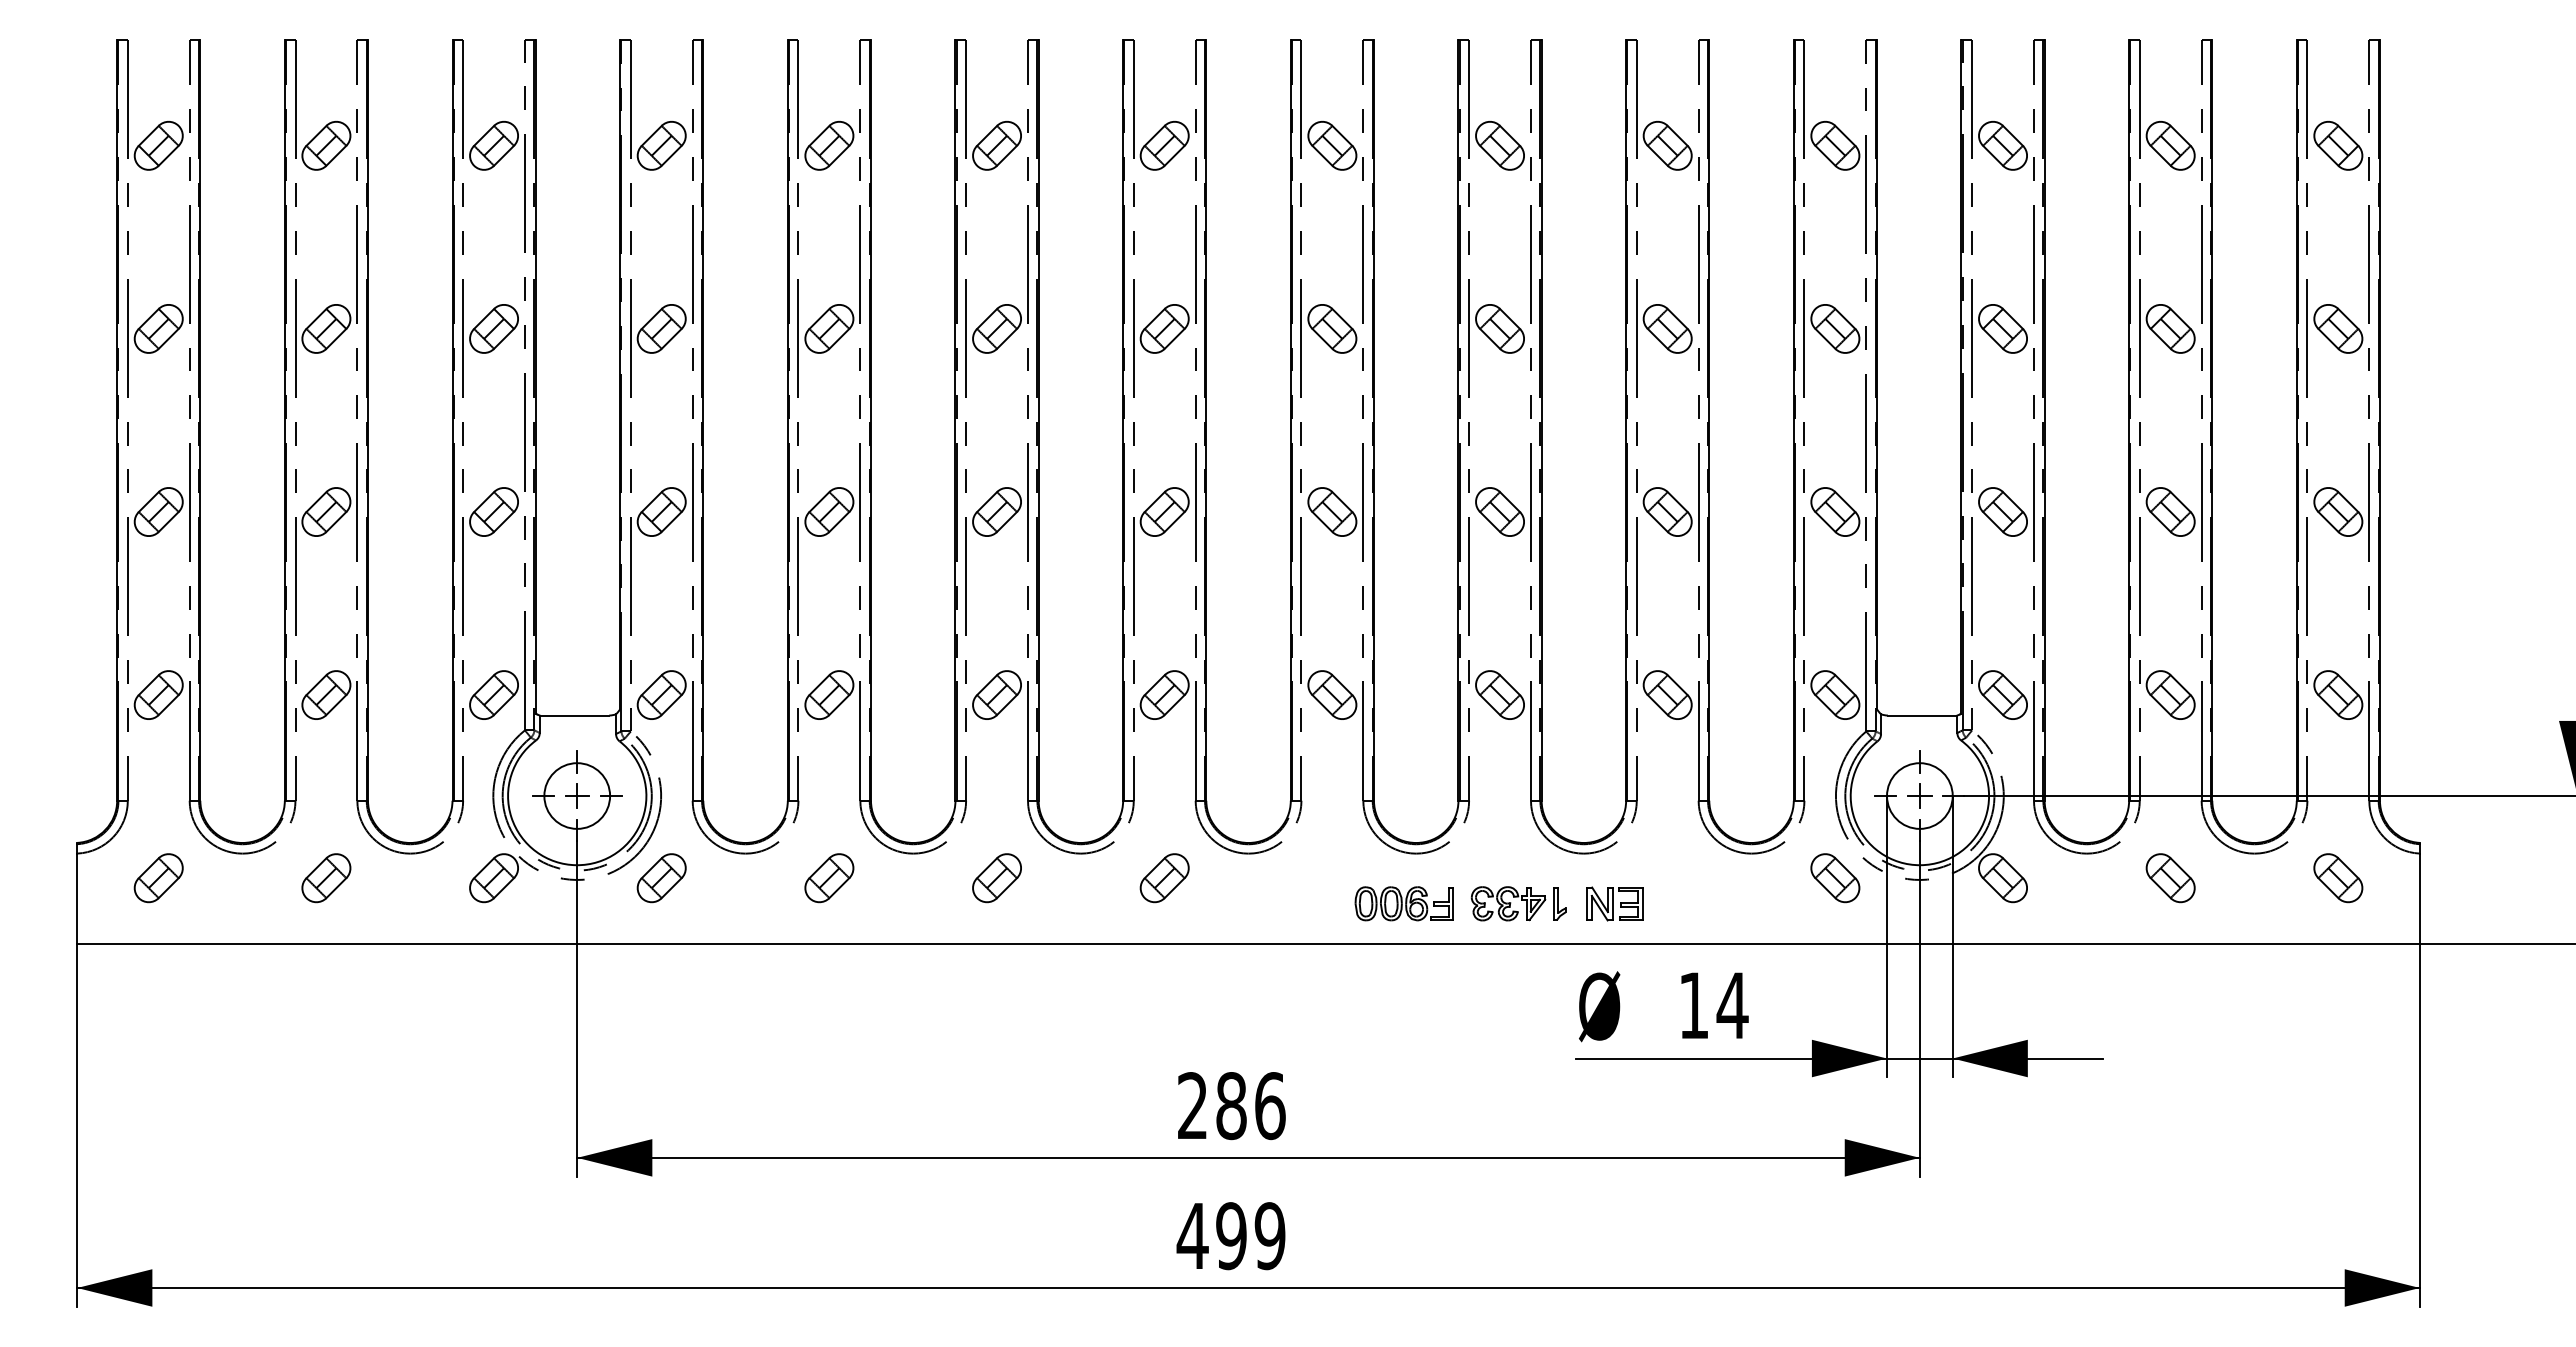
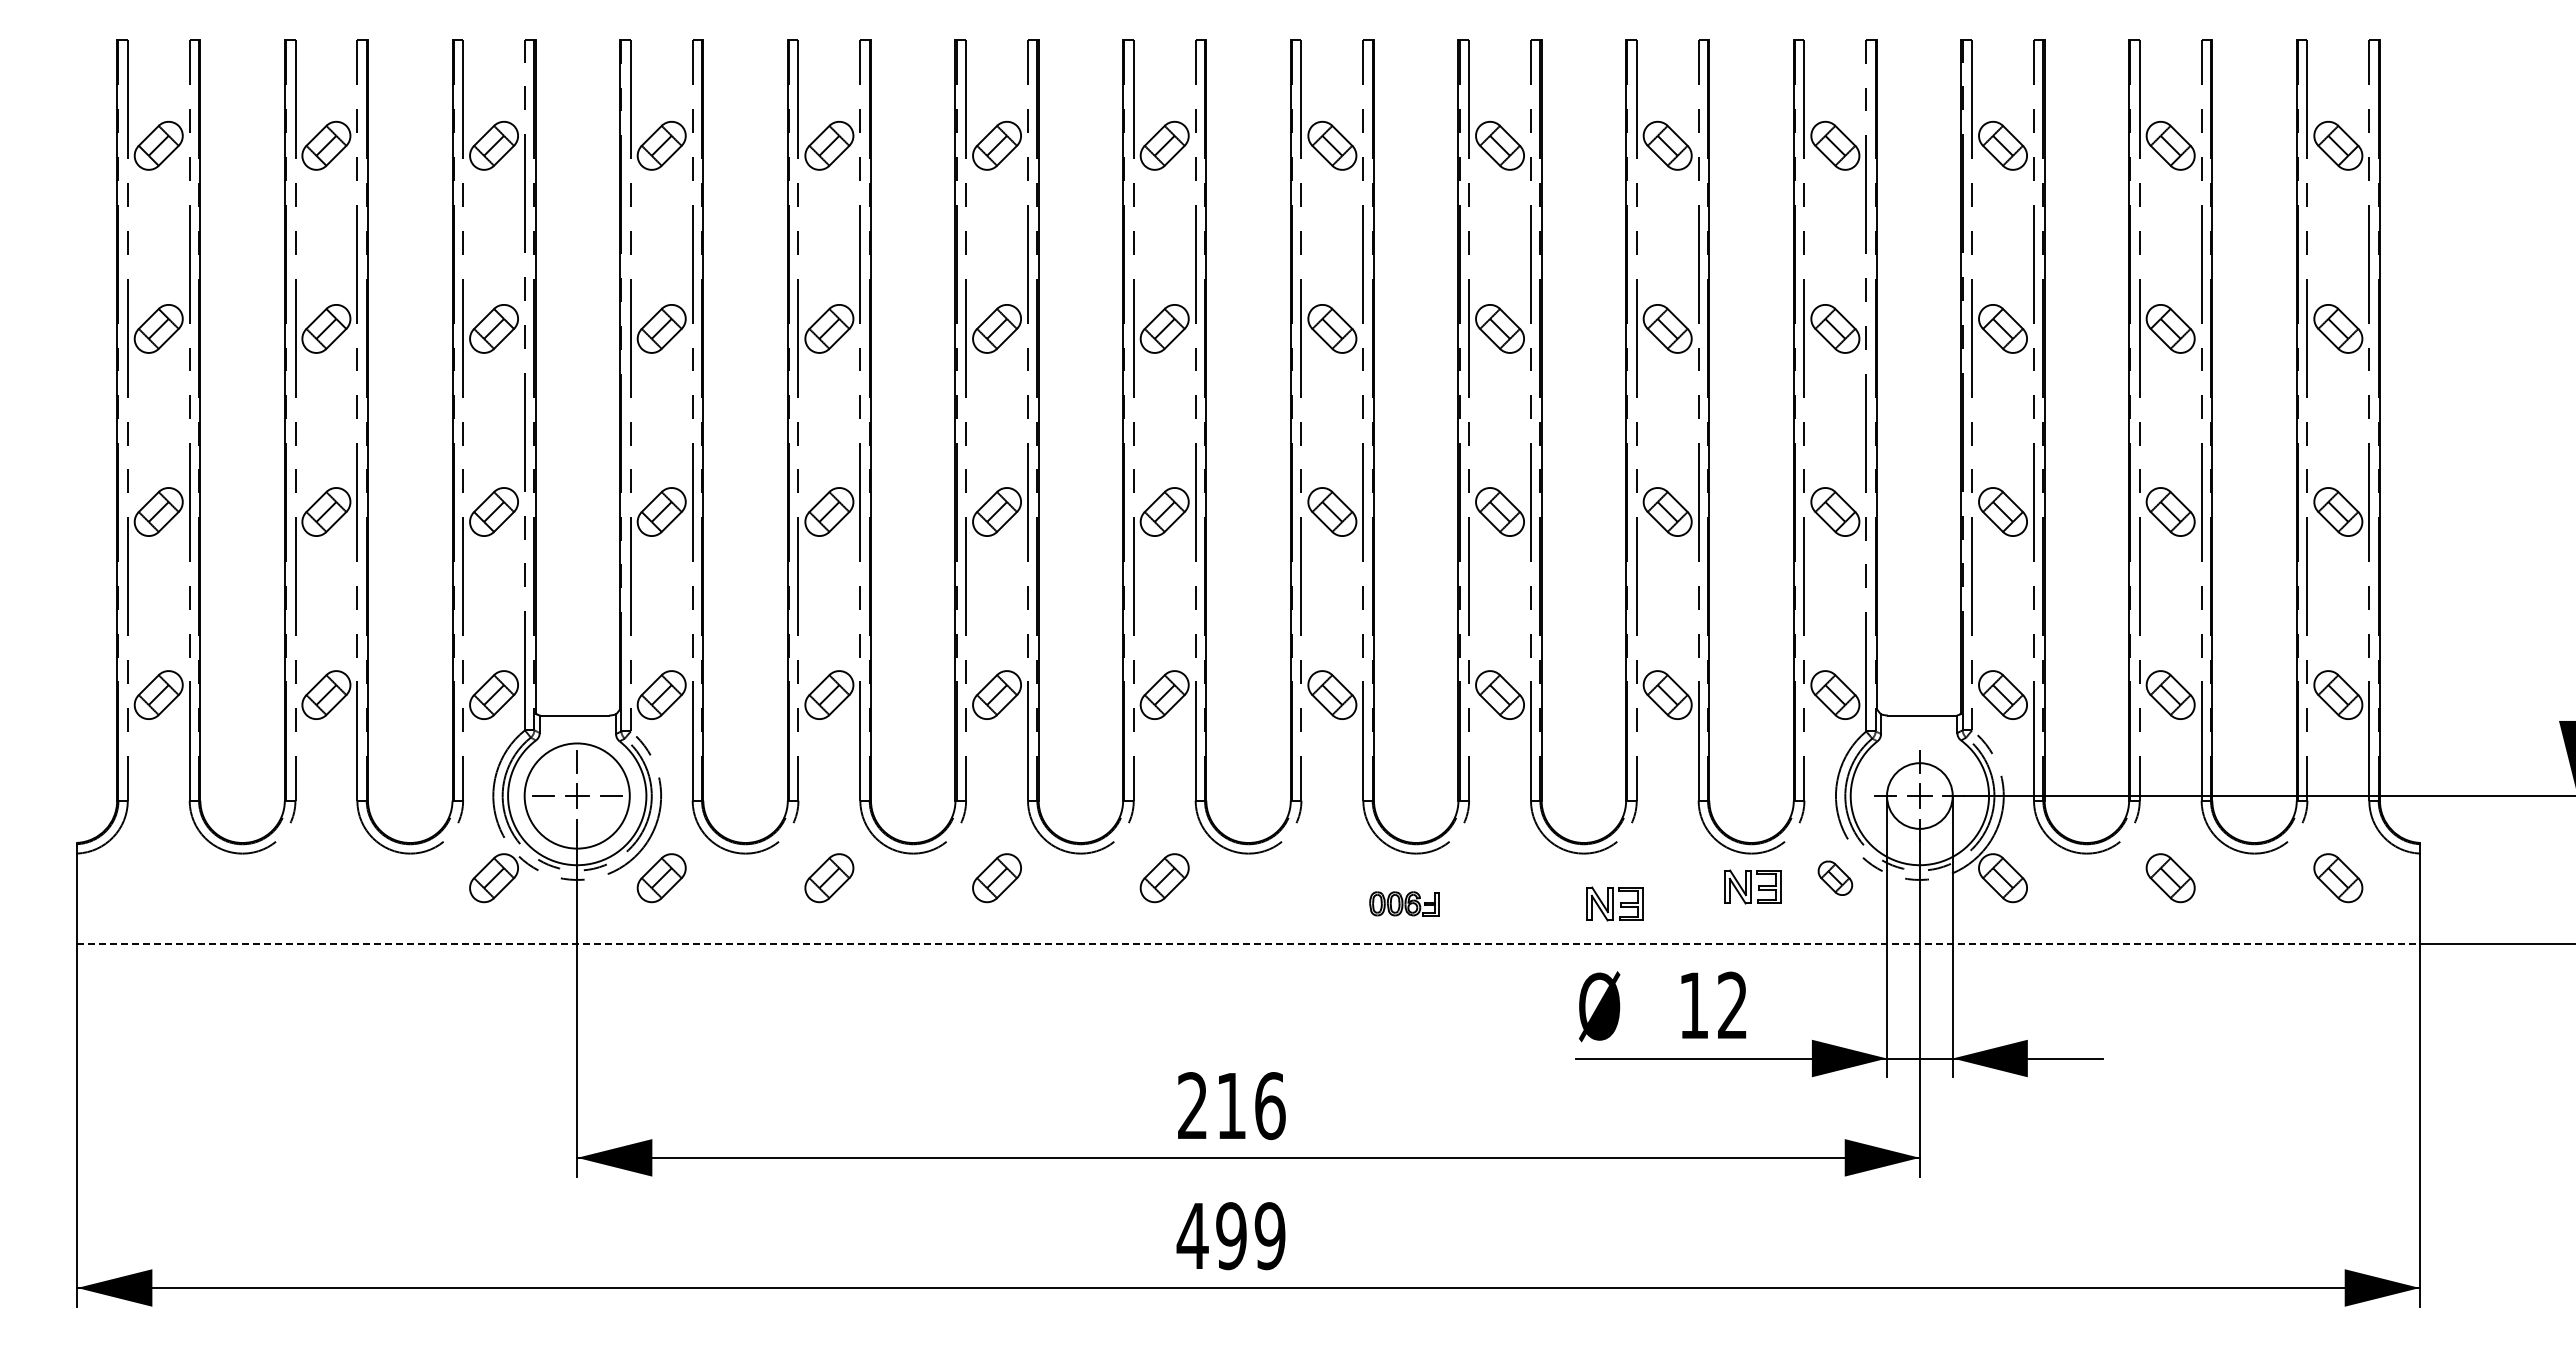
circle diameter: 66 px -> 105 px (576, 795)
part: present -> none (158, 878)
part: present -> none (326, 878)
part size: 51x51 px -> 37x36 px (1835, 877)
part: none -> present (1752, 886)
part size: 100x36 px -> 71x26 px (1404, 903)
part: present -> none (1518, 903)
line: solid -> dashed (1249, 943)
text: 14 -> 12 (1732, 1004)
text: 286 -> 216 (1231, 1106)
